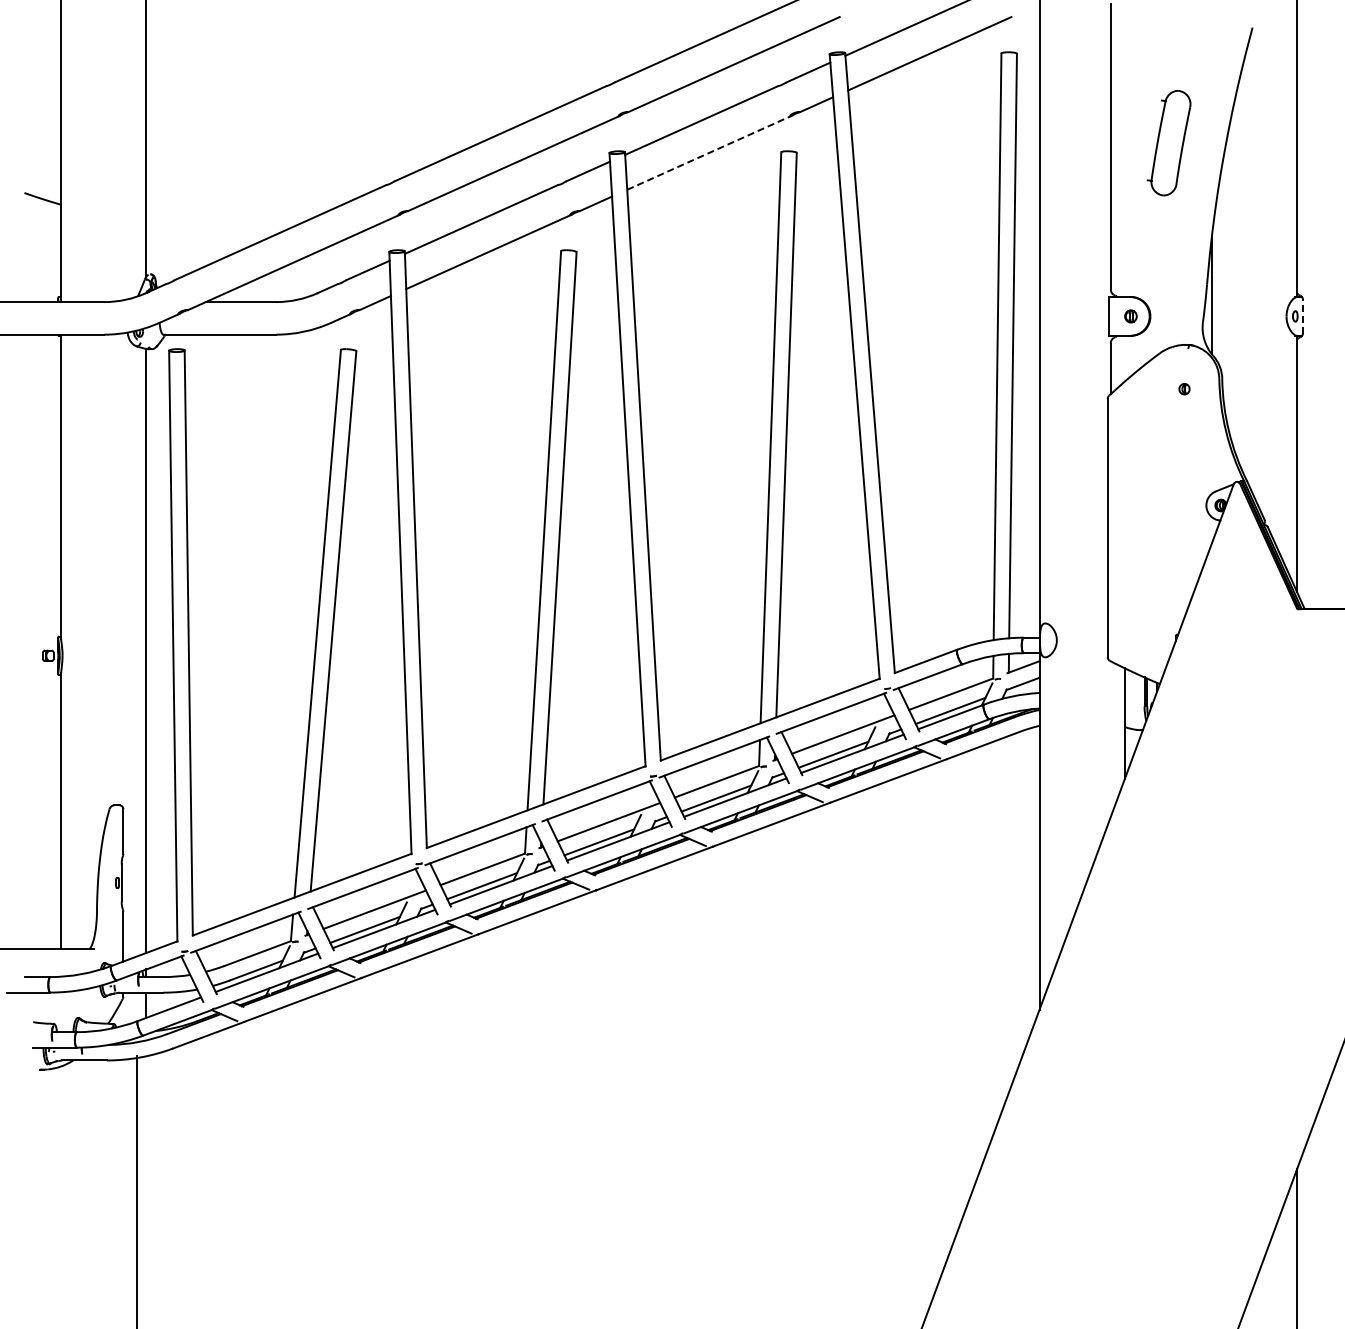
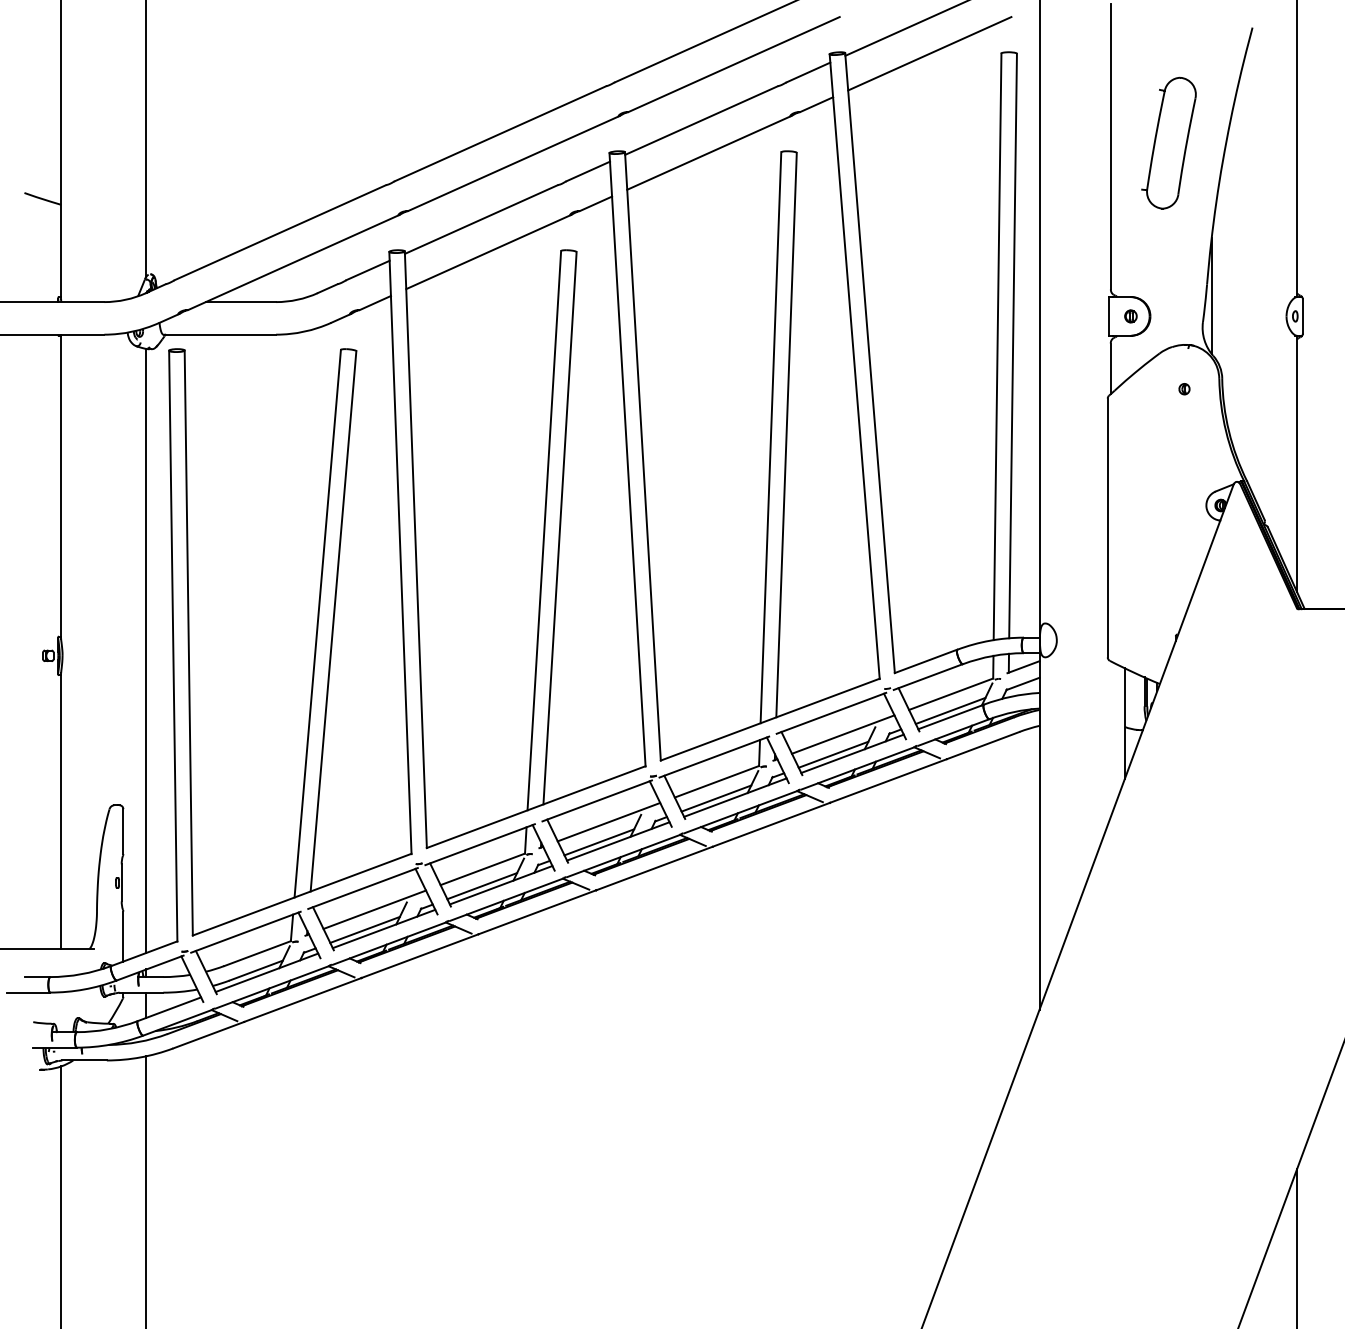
part size: 46x107 px -> 56x134 px (1168, 142)
line: dashed -> solid (709, 152)
line: dashed -> solid (1302, 315)
line position: (137, 1190) -> (146, 1190) (146, 1190)
line: none -> present (61, 1195)
